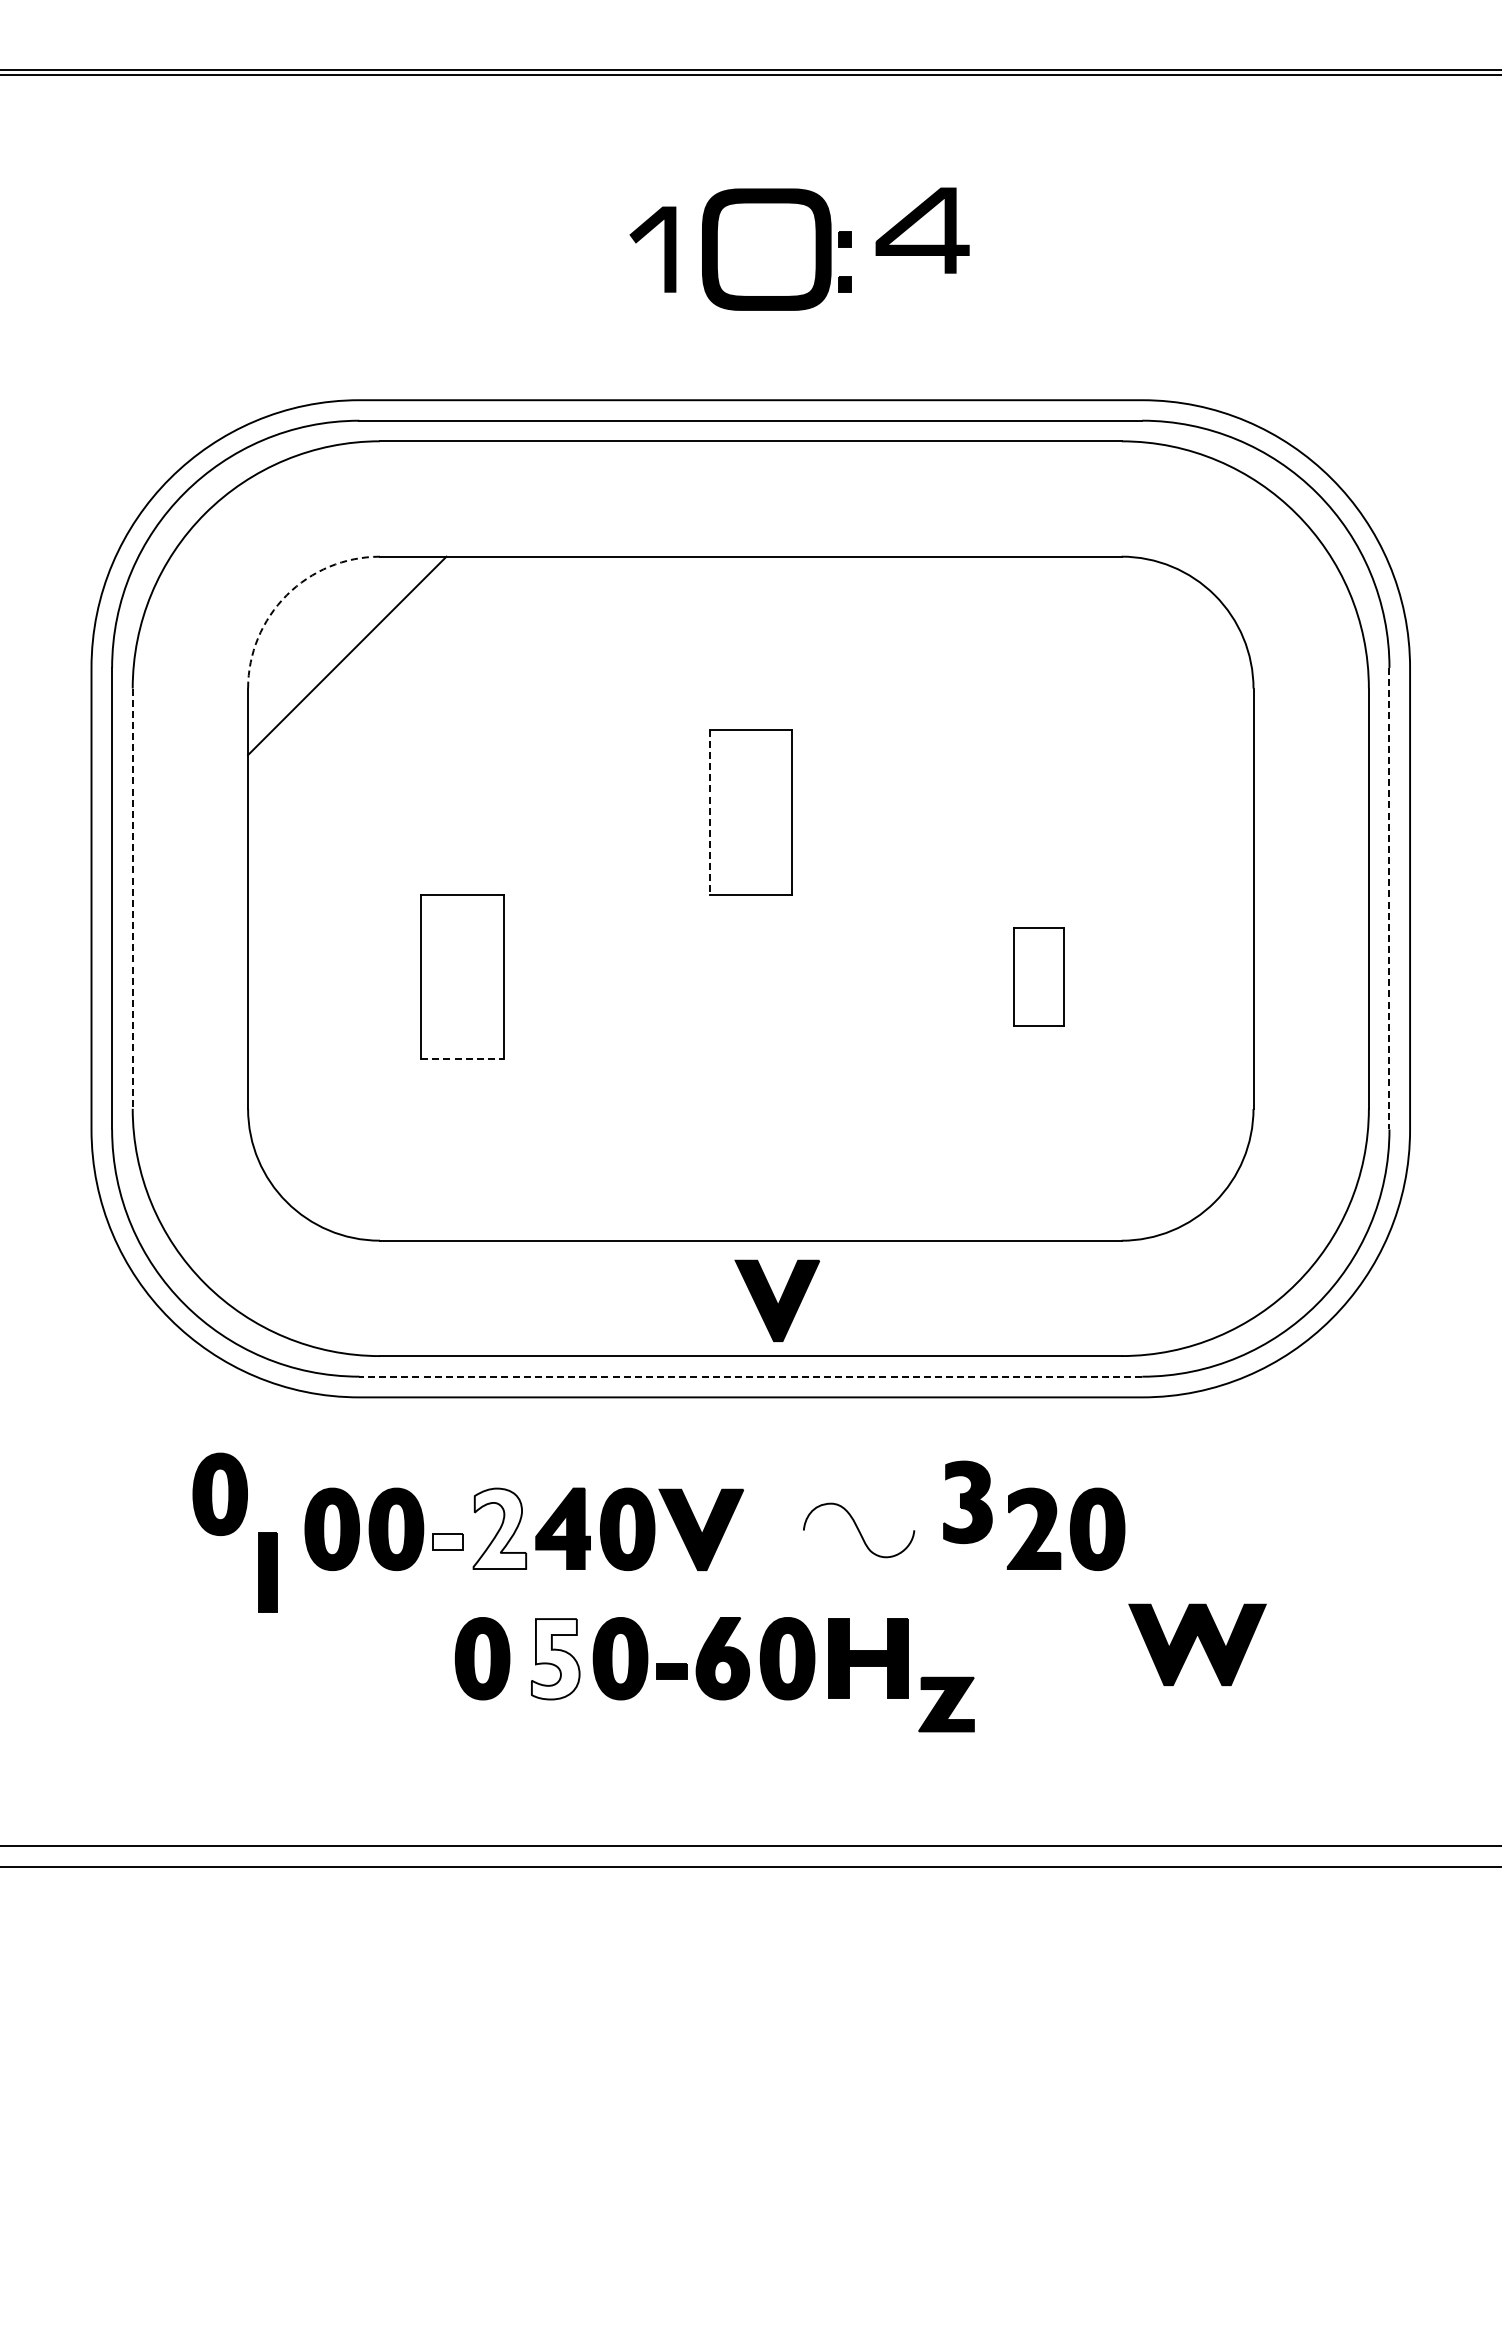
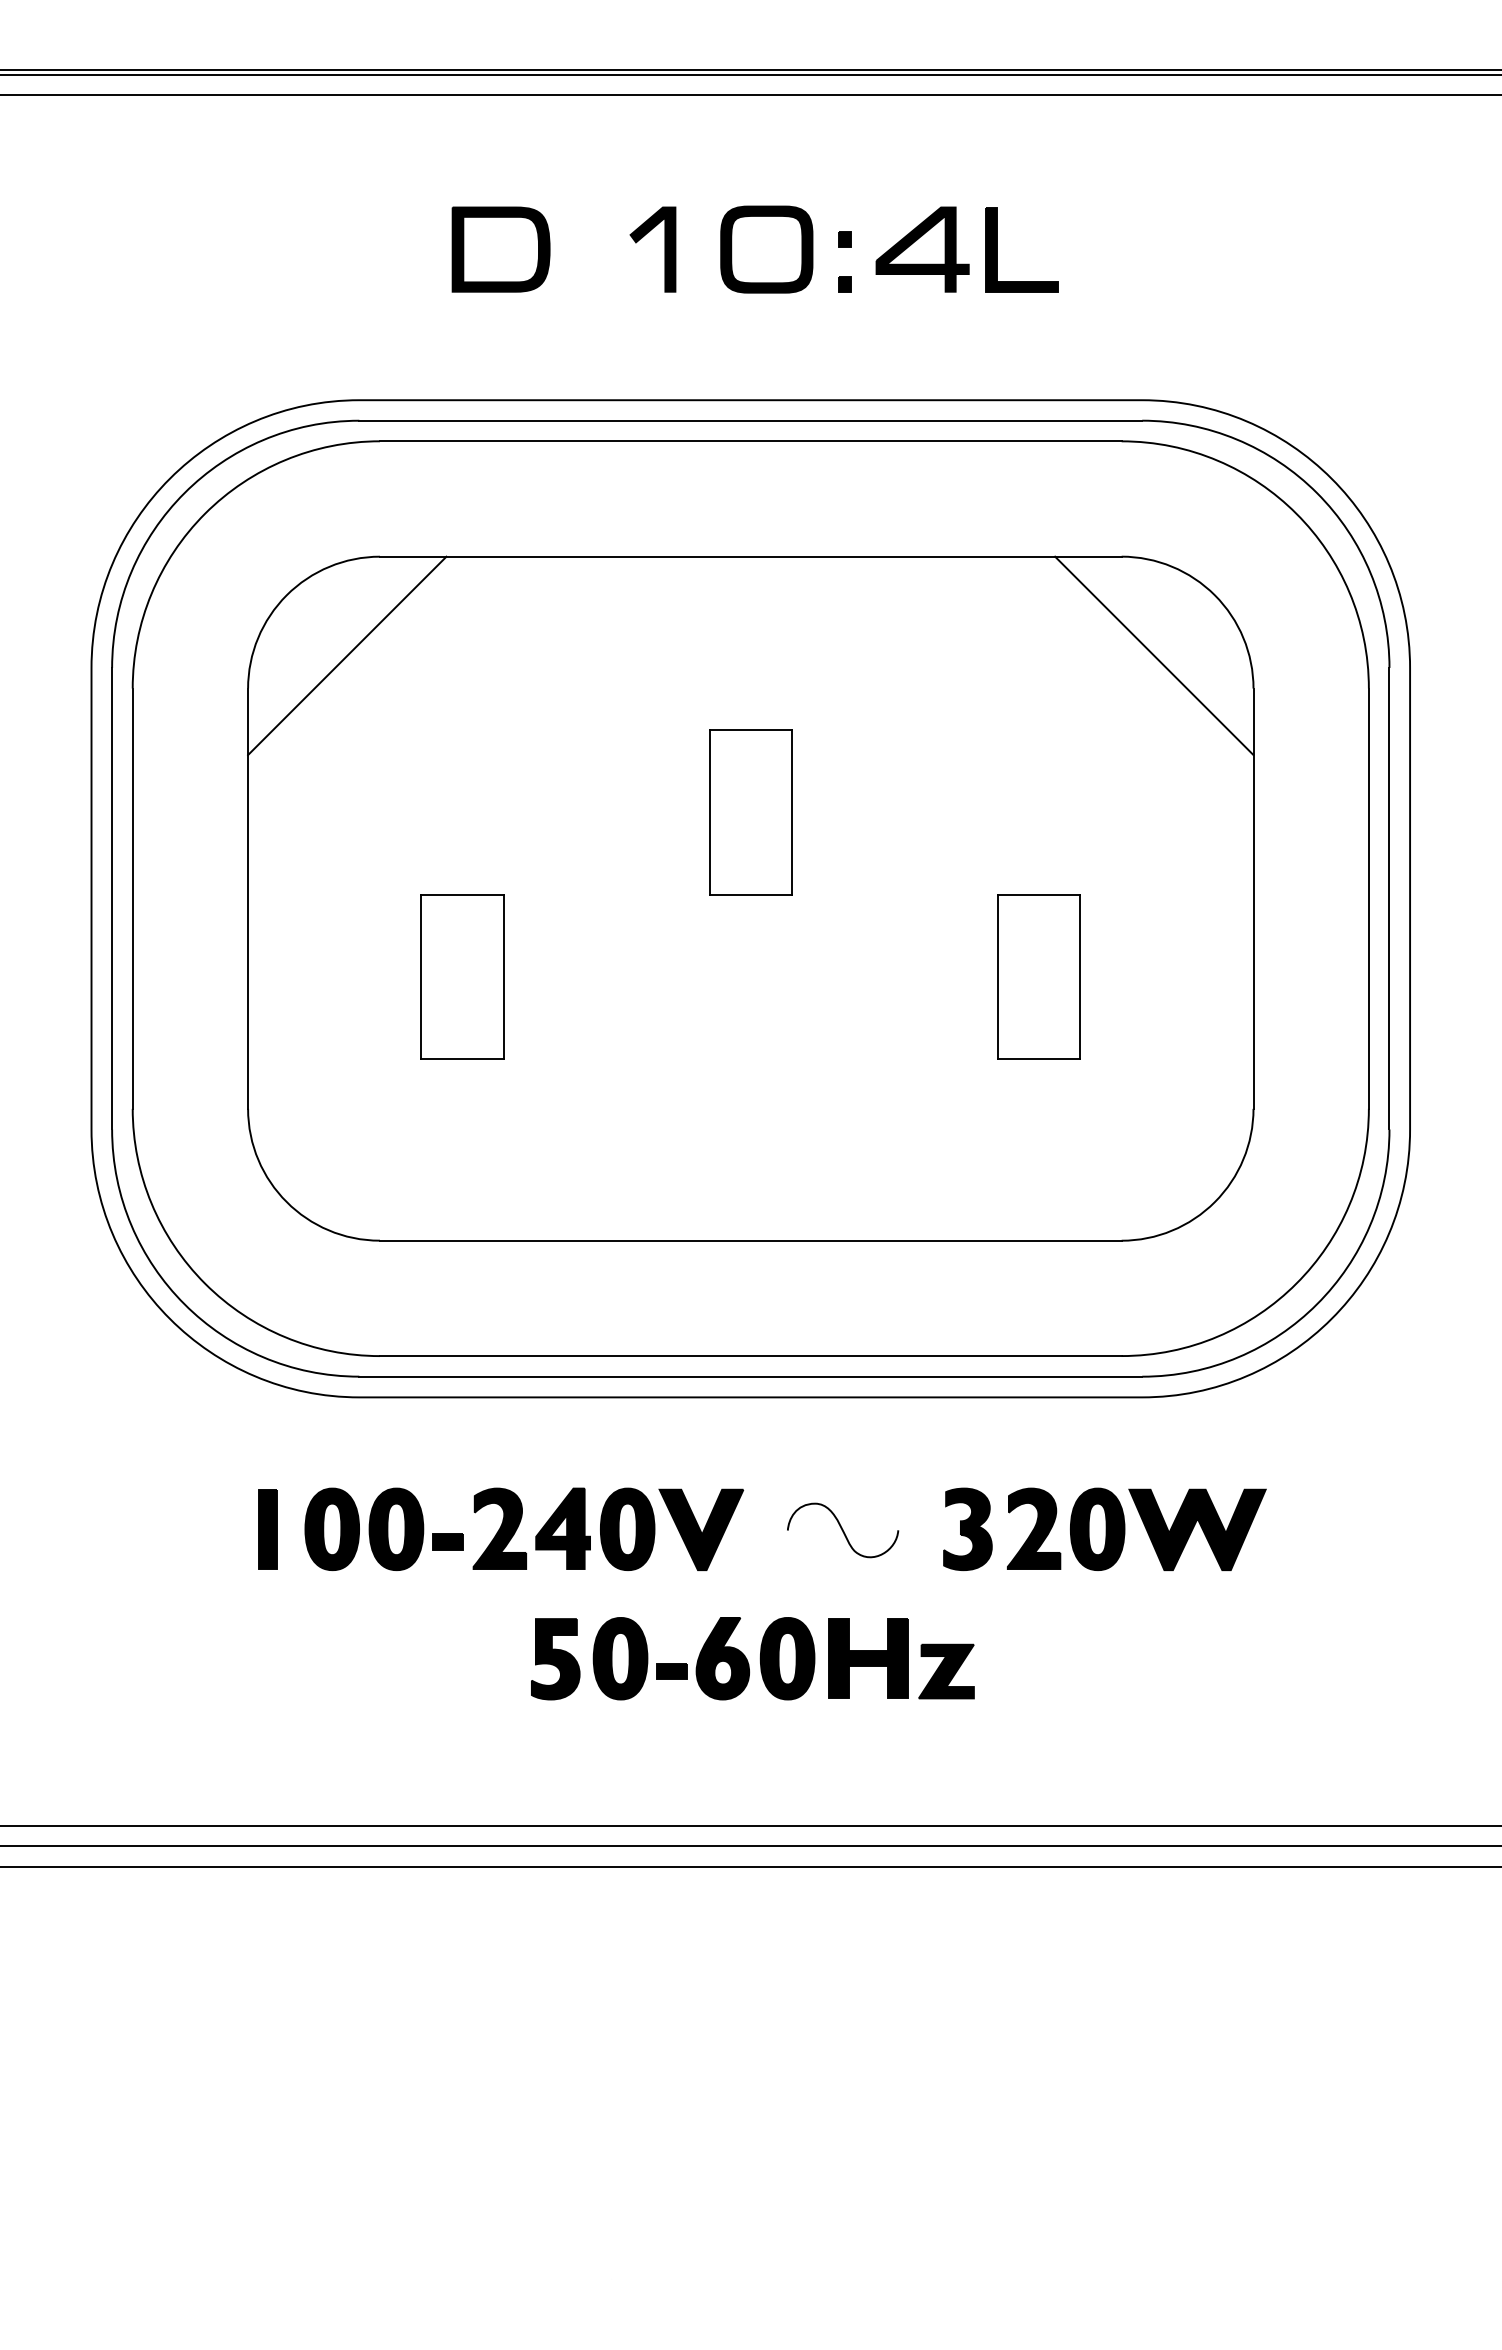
line: none -> present (750, 95)
part position: (922, 230) -> (922, 249) (922, 249)
part: none -> present (500, 249)
part size: 130x123 px -> 94x89 px (766, 249)
part: none -> present (997, 249)
arc: dashed -> solid (286, 595)
line: none -> present (1154, 655)
line: dashed -> solid (709, 812)
line: dashed -> solid (1389, 898)
line: dashed -> solid (132, 899)
part size: 52x100 px -> 84x166 px (1038, 976)
line: dashed -> solid (462, 1059)
part: present -> none (777, 1300)
line: dashed -> solid (750, 1376)
part: present -> none (219, 1493)
part position: (967, 1501) -> (967, 1528) (967, 1528)
fill: none -> present (499, 1528)
curve position: (859, 1530) -> (843, 1530) (843, 1530)
fill: none -> present (447, 1541)
part position: (267, 1572) -> (267, 1529) (267, 1529)
part position: (1197, 1644) -> (1197, 1529) (1197, 1529)
part: present -> none (482, 1658)
fill: none -> present (555, 1659)
part position: (946, 1704) -> (946, 1671) (946, 1671)
line: none -> present (750, 1825)
